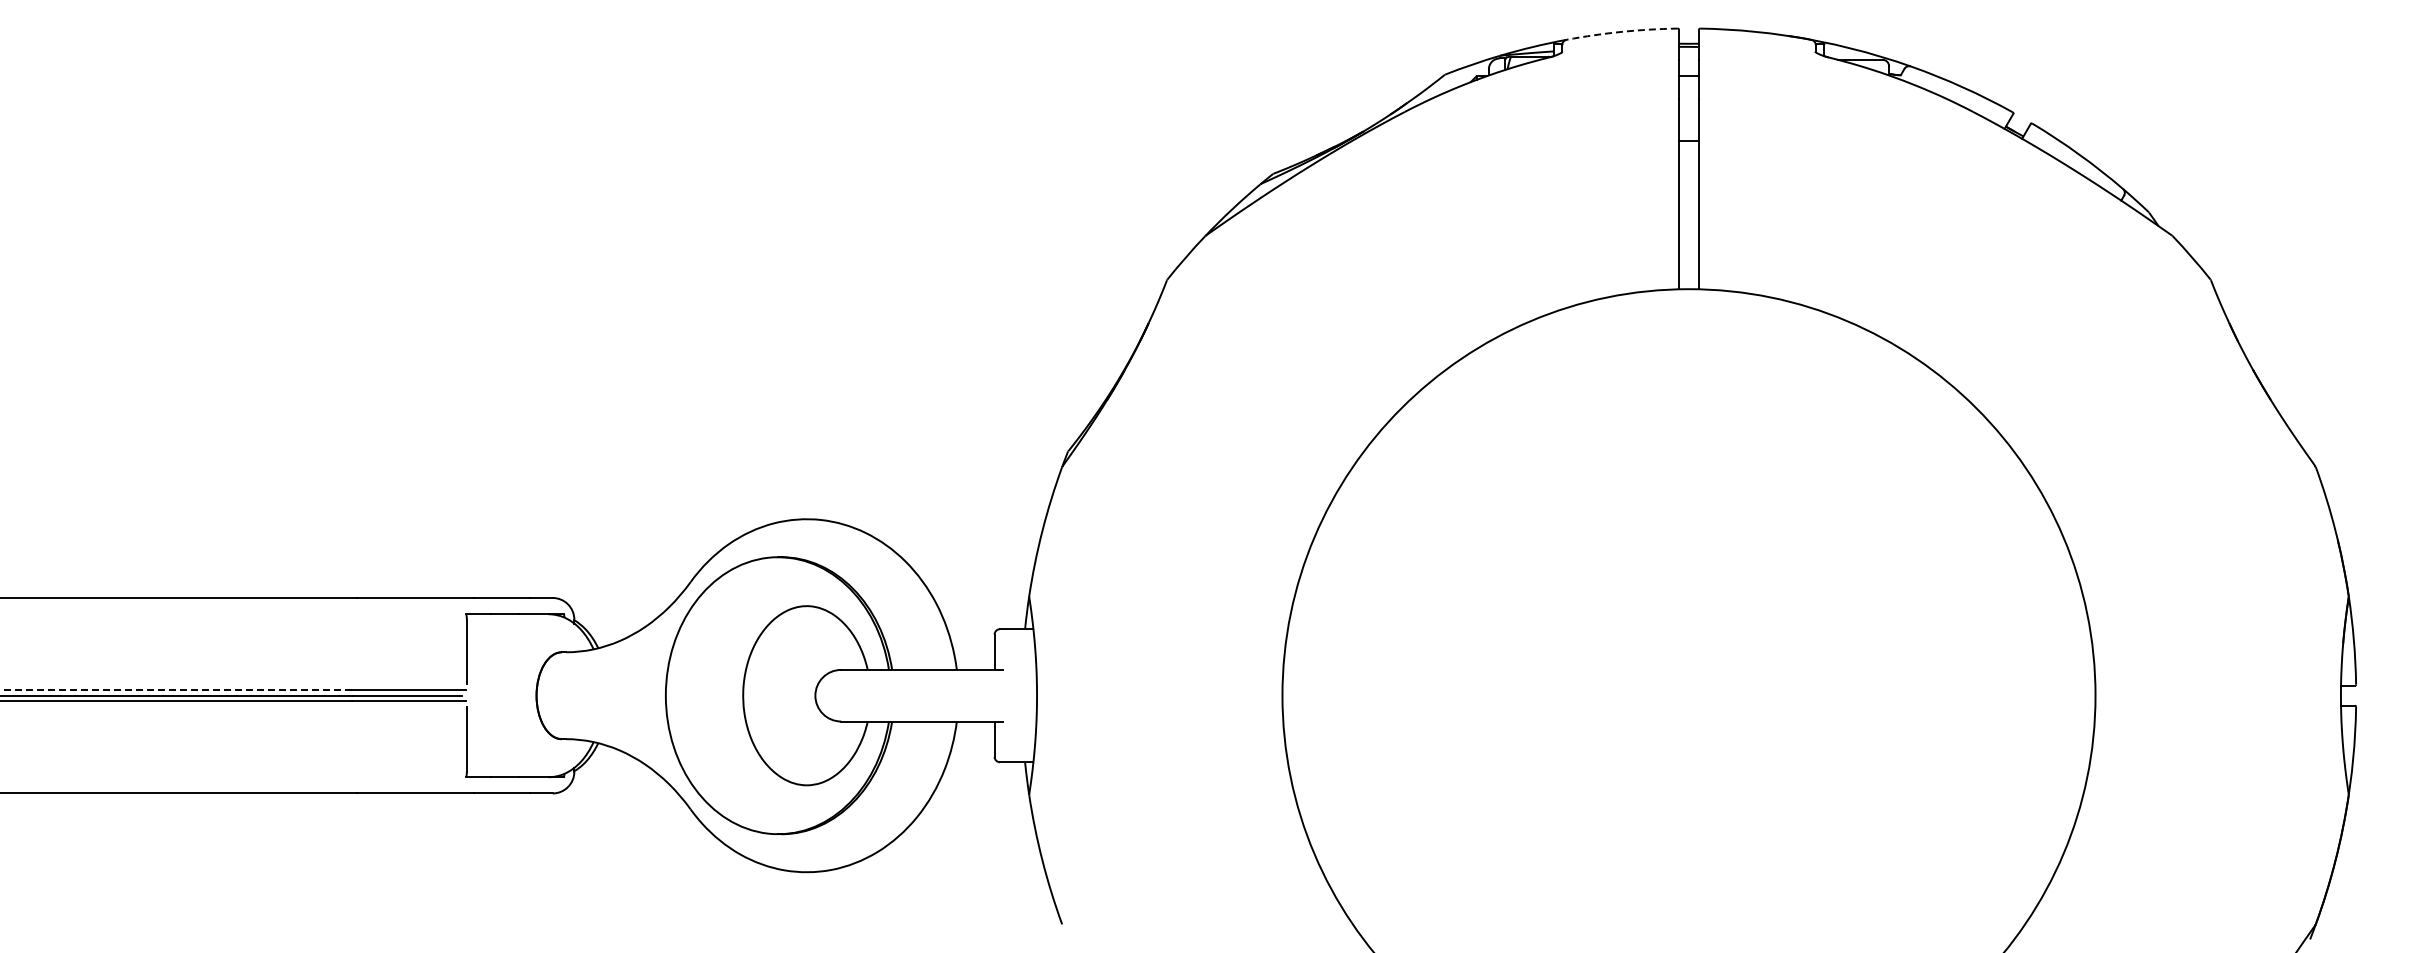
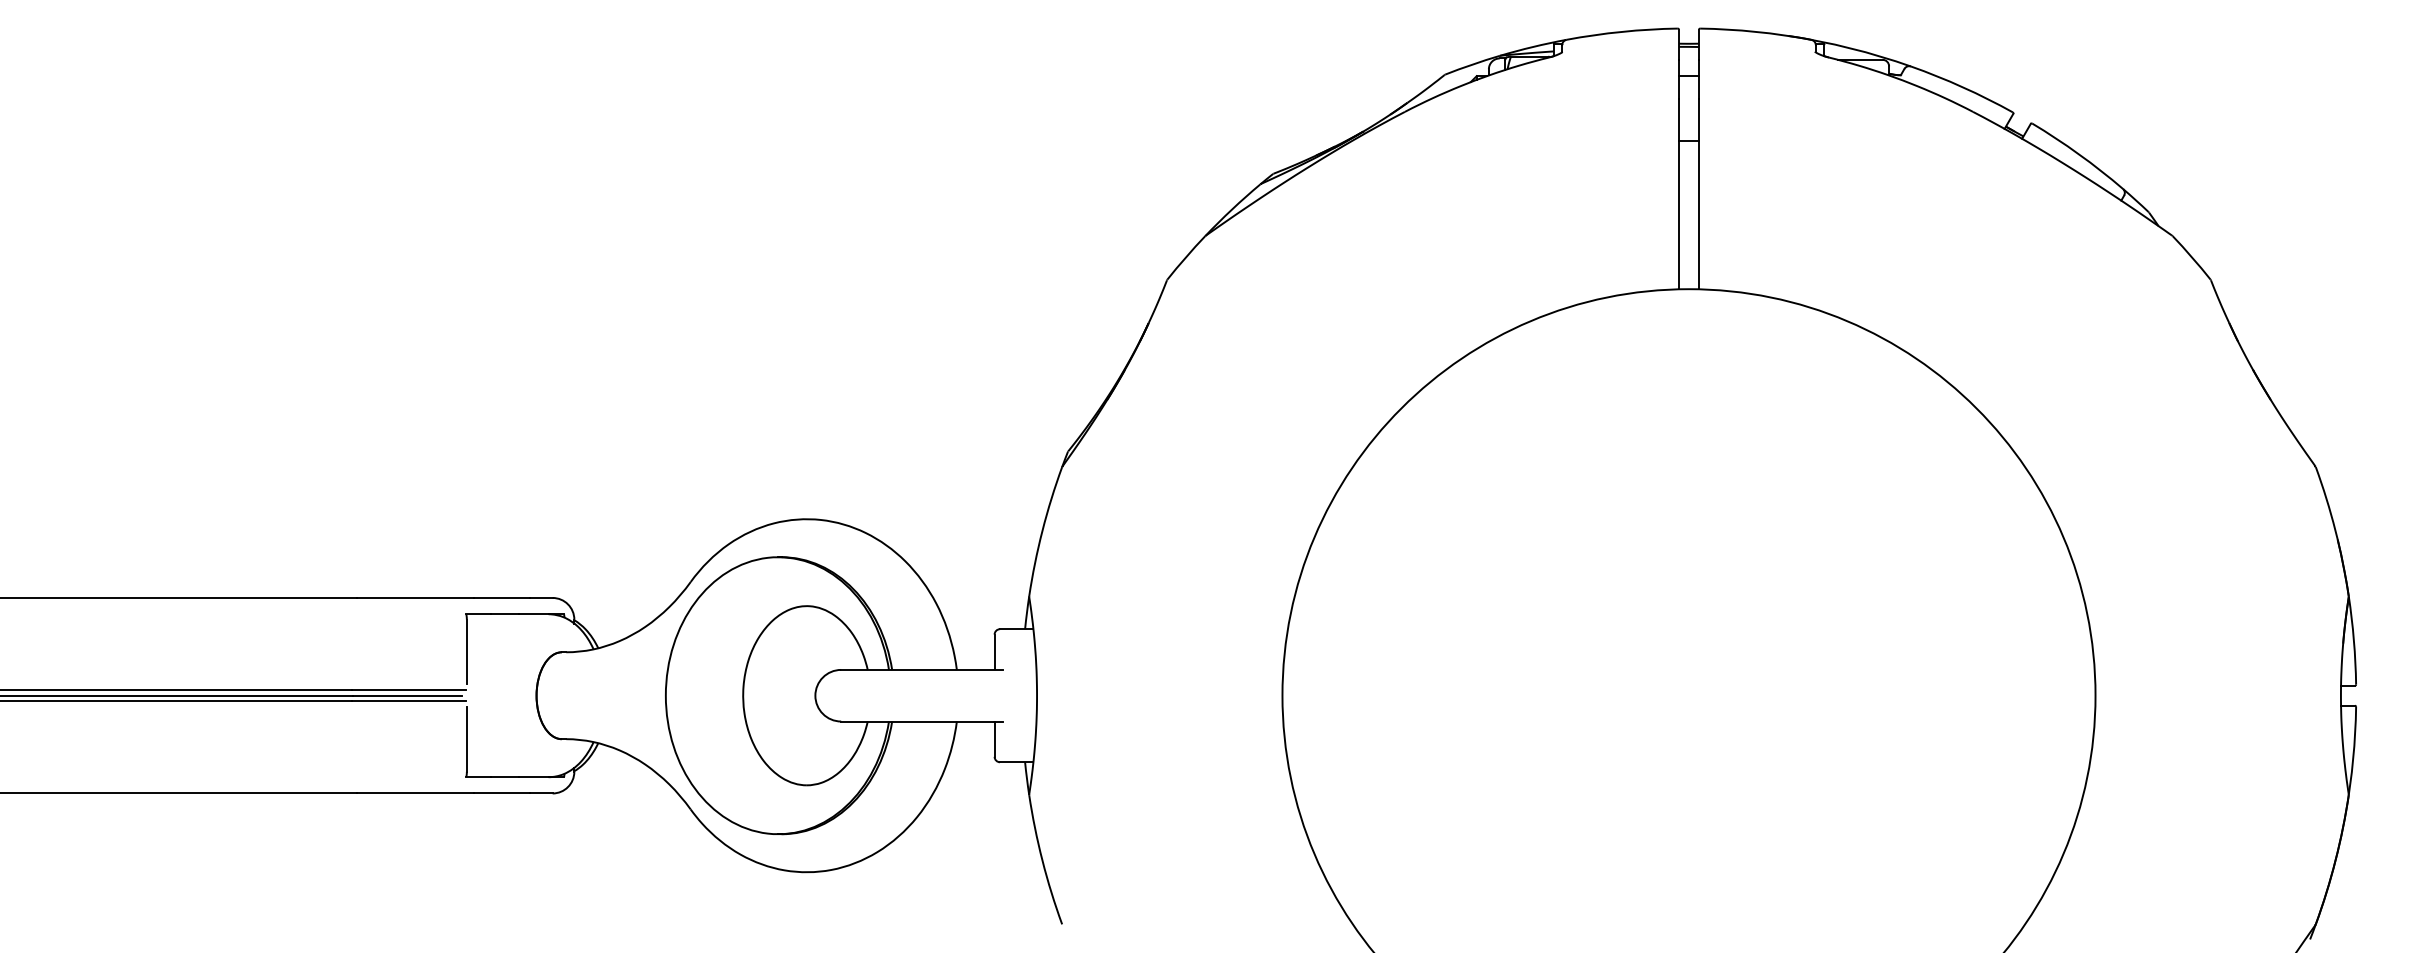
arc: dashed -> solid (1621, 31)
line: dashed -> solid (176, 690)
